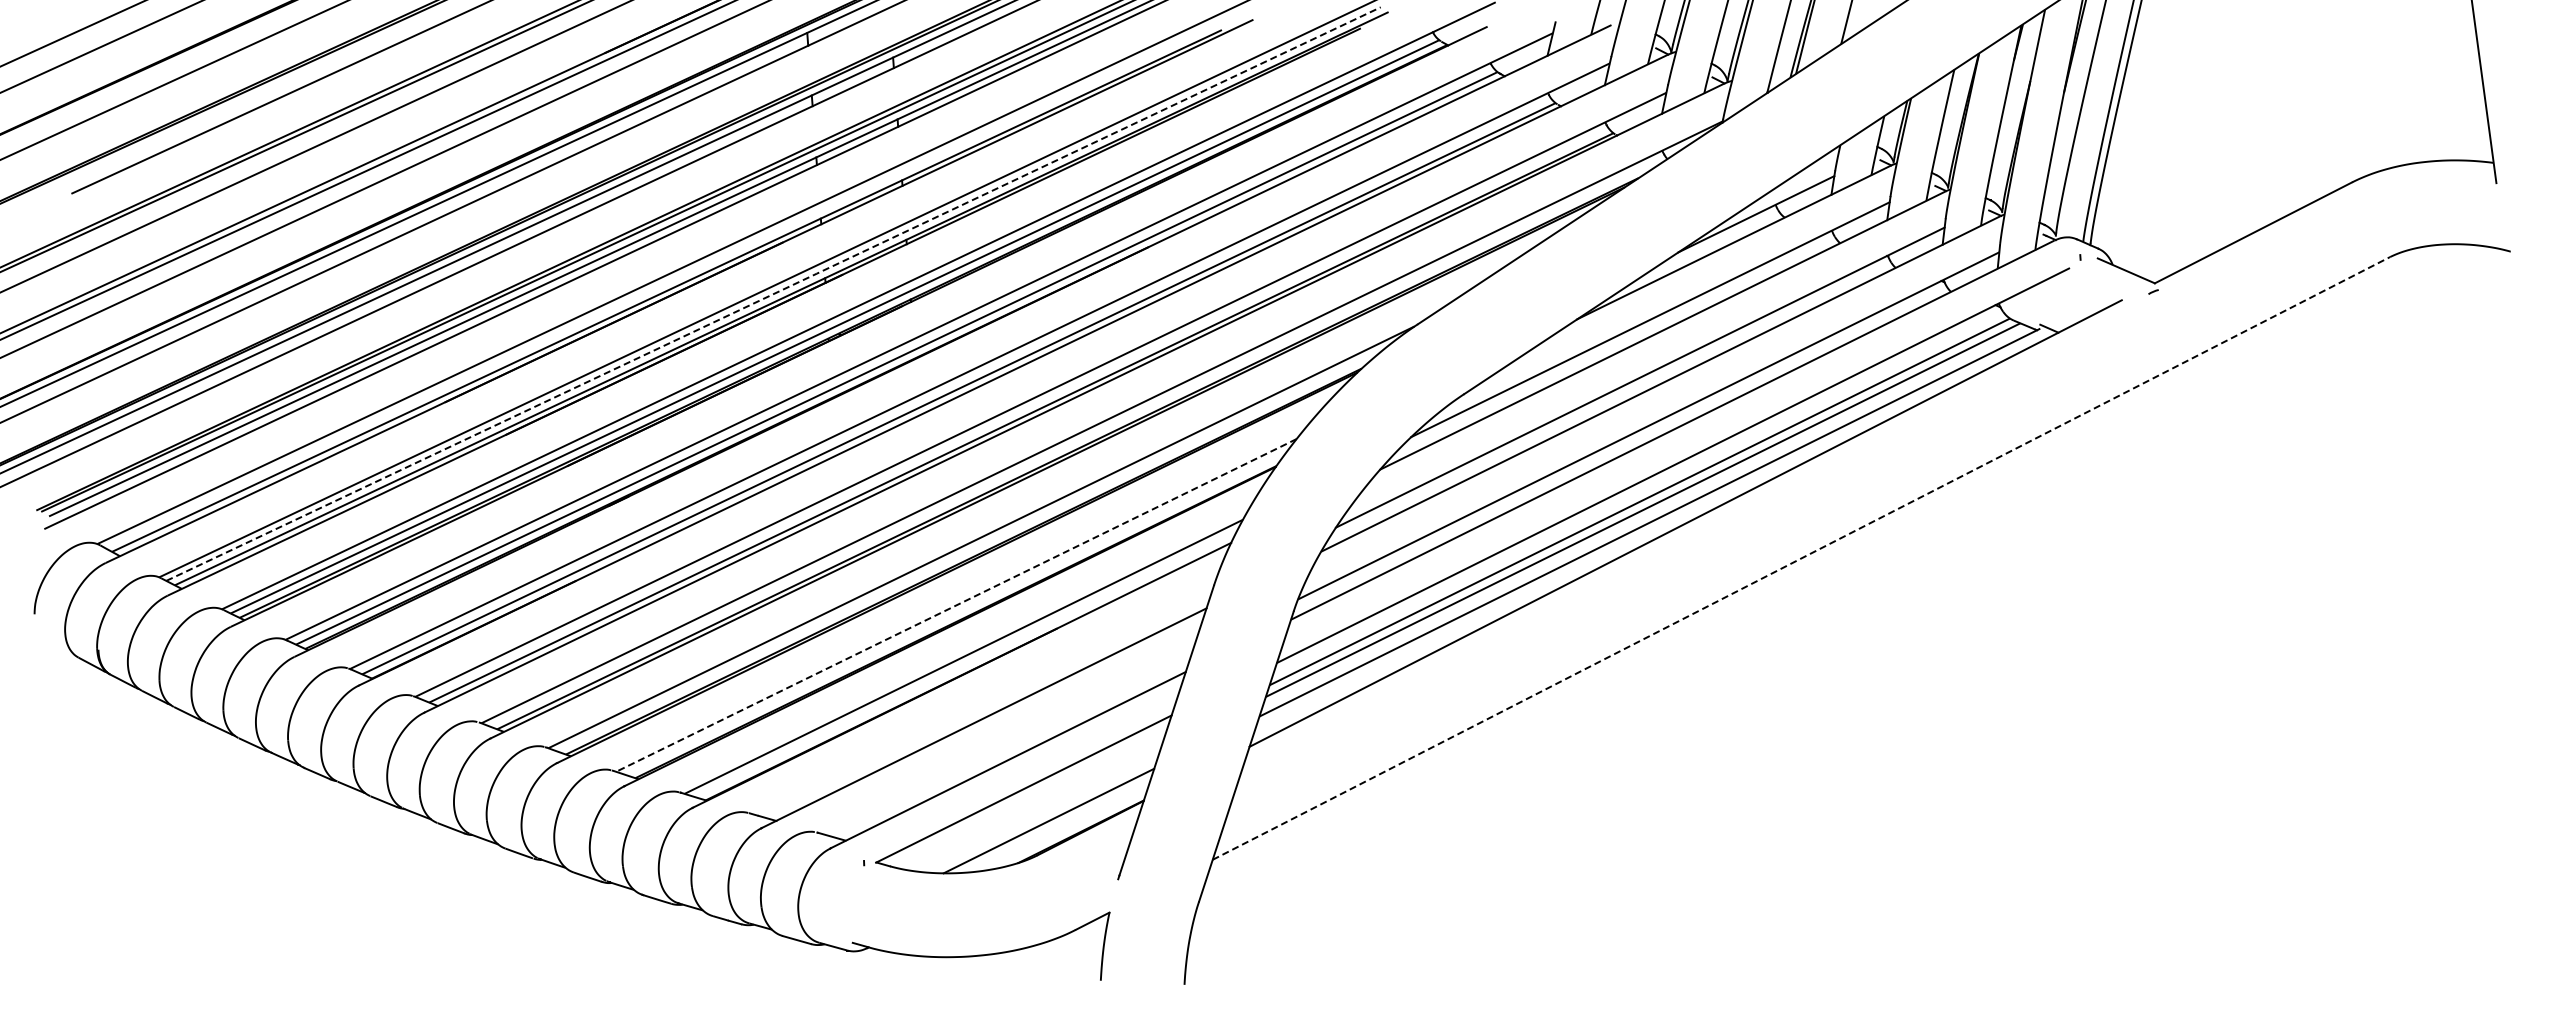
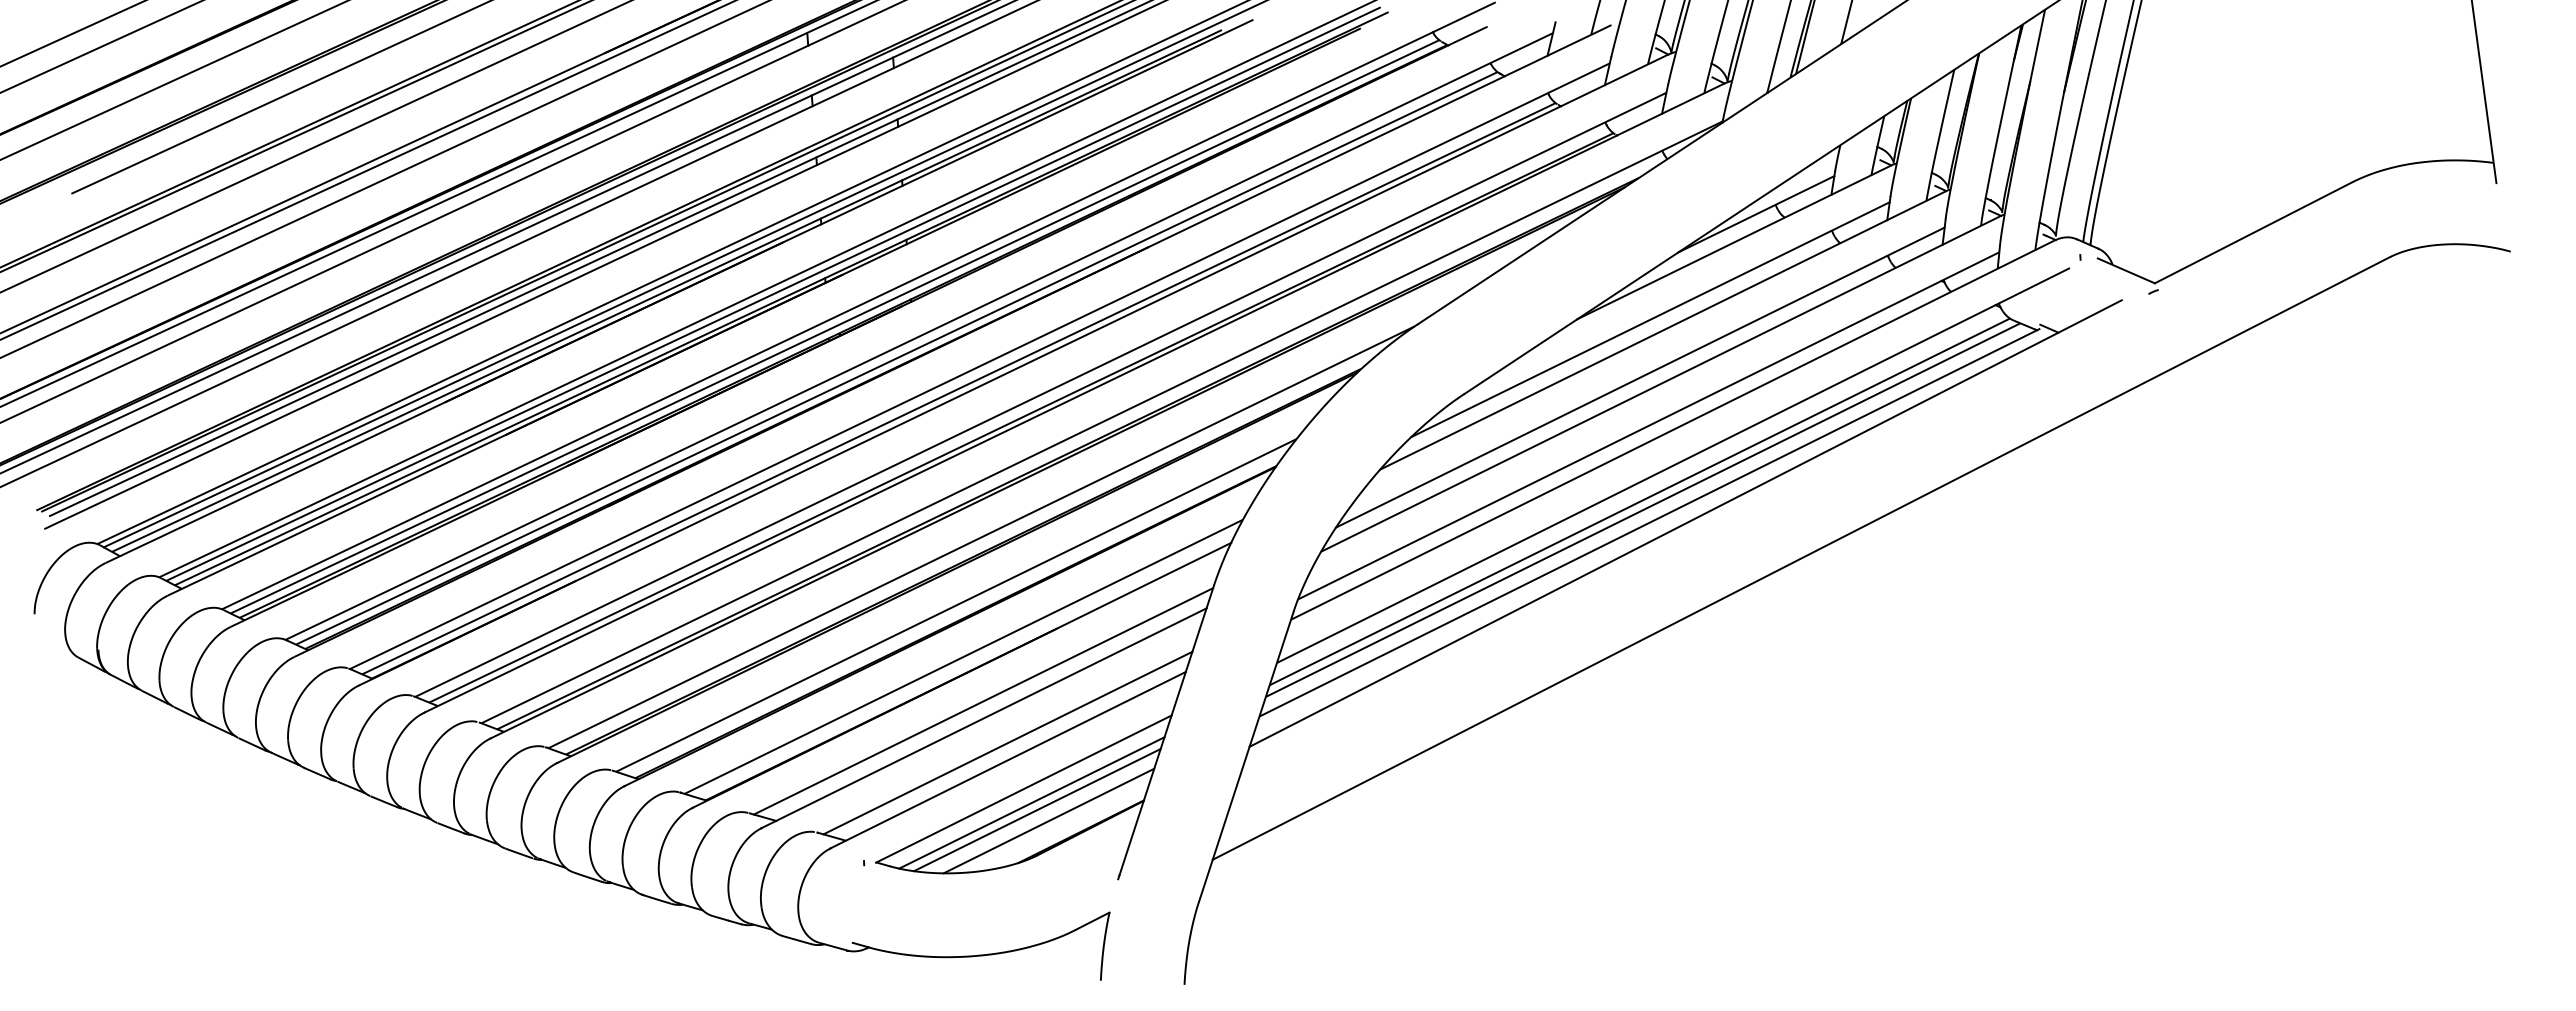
line: none -> present (683, 274)
line: dashed -> solid (774, 293)
line: dashed -> solid (1801, 558)
line: dashed -> solid (956, 605)
line: none -> present (983, 701)
line: none -> present (1007, 742)
line: none -> present (1031, 802)
line: none -> present (1036, 810)
